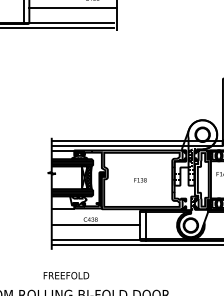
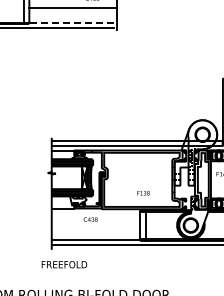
line: solid -> dashed (71, 23)
text position: (140, 180) -> (143, 193) (143, 193)
line: present -> none (95, 225)
text position: (66, 275) -> (64, 264) (64, 264)
